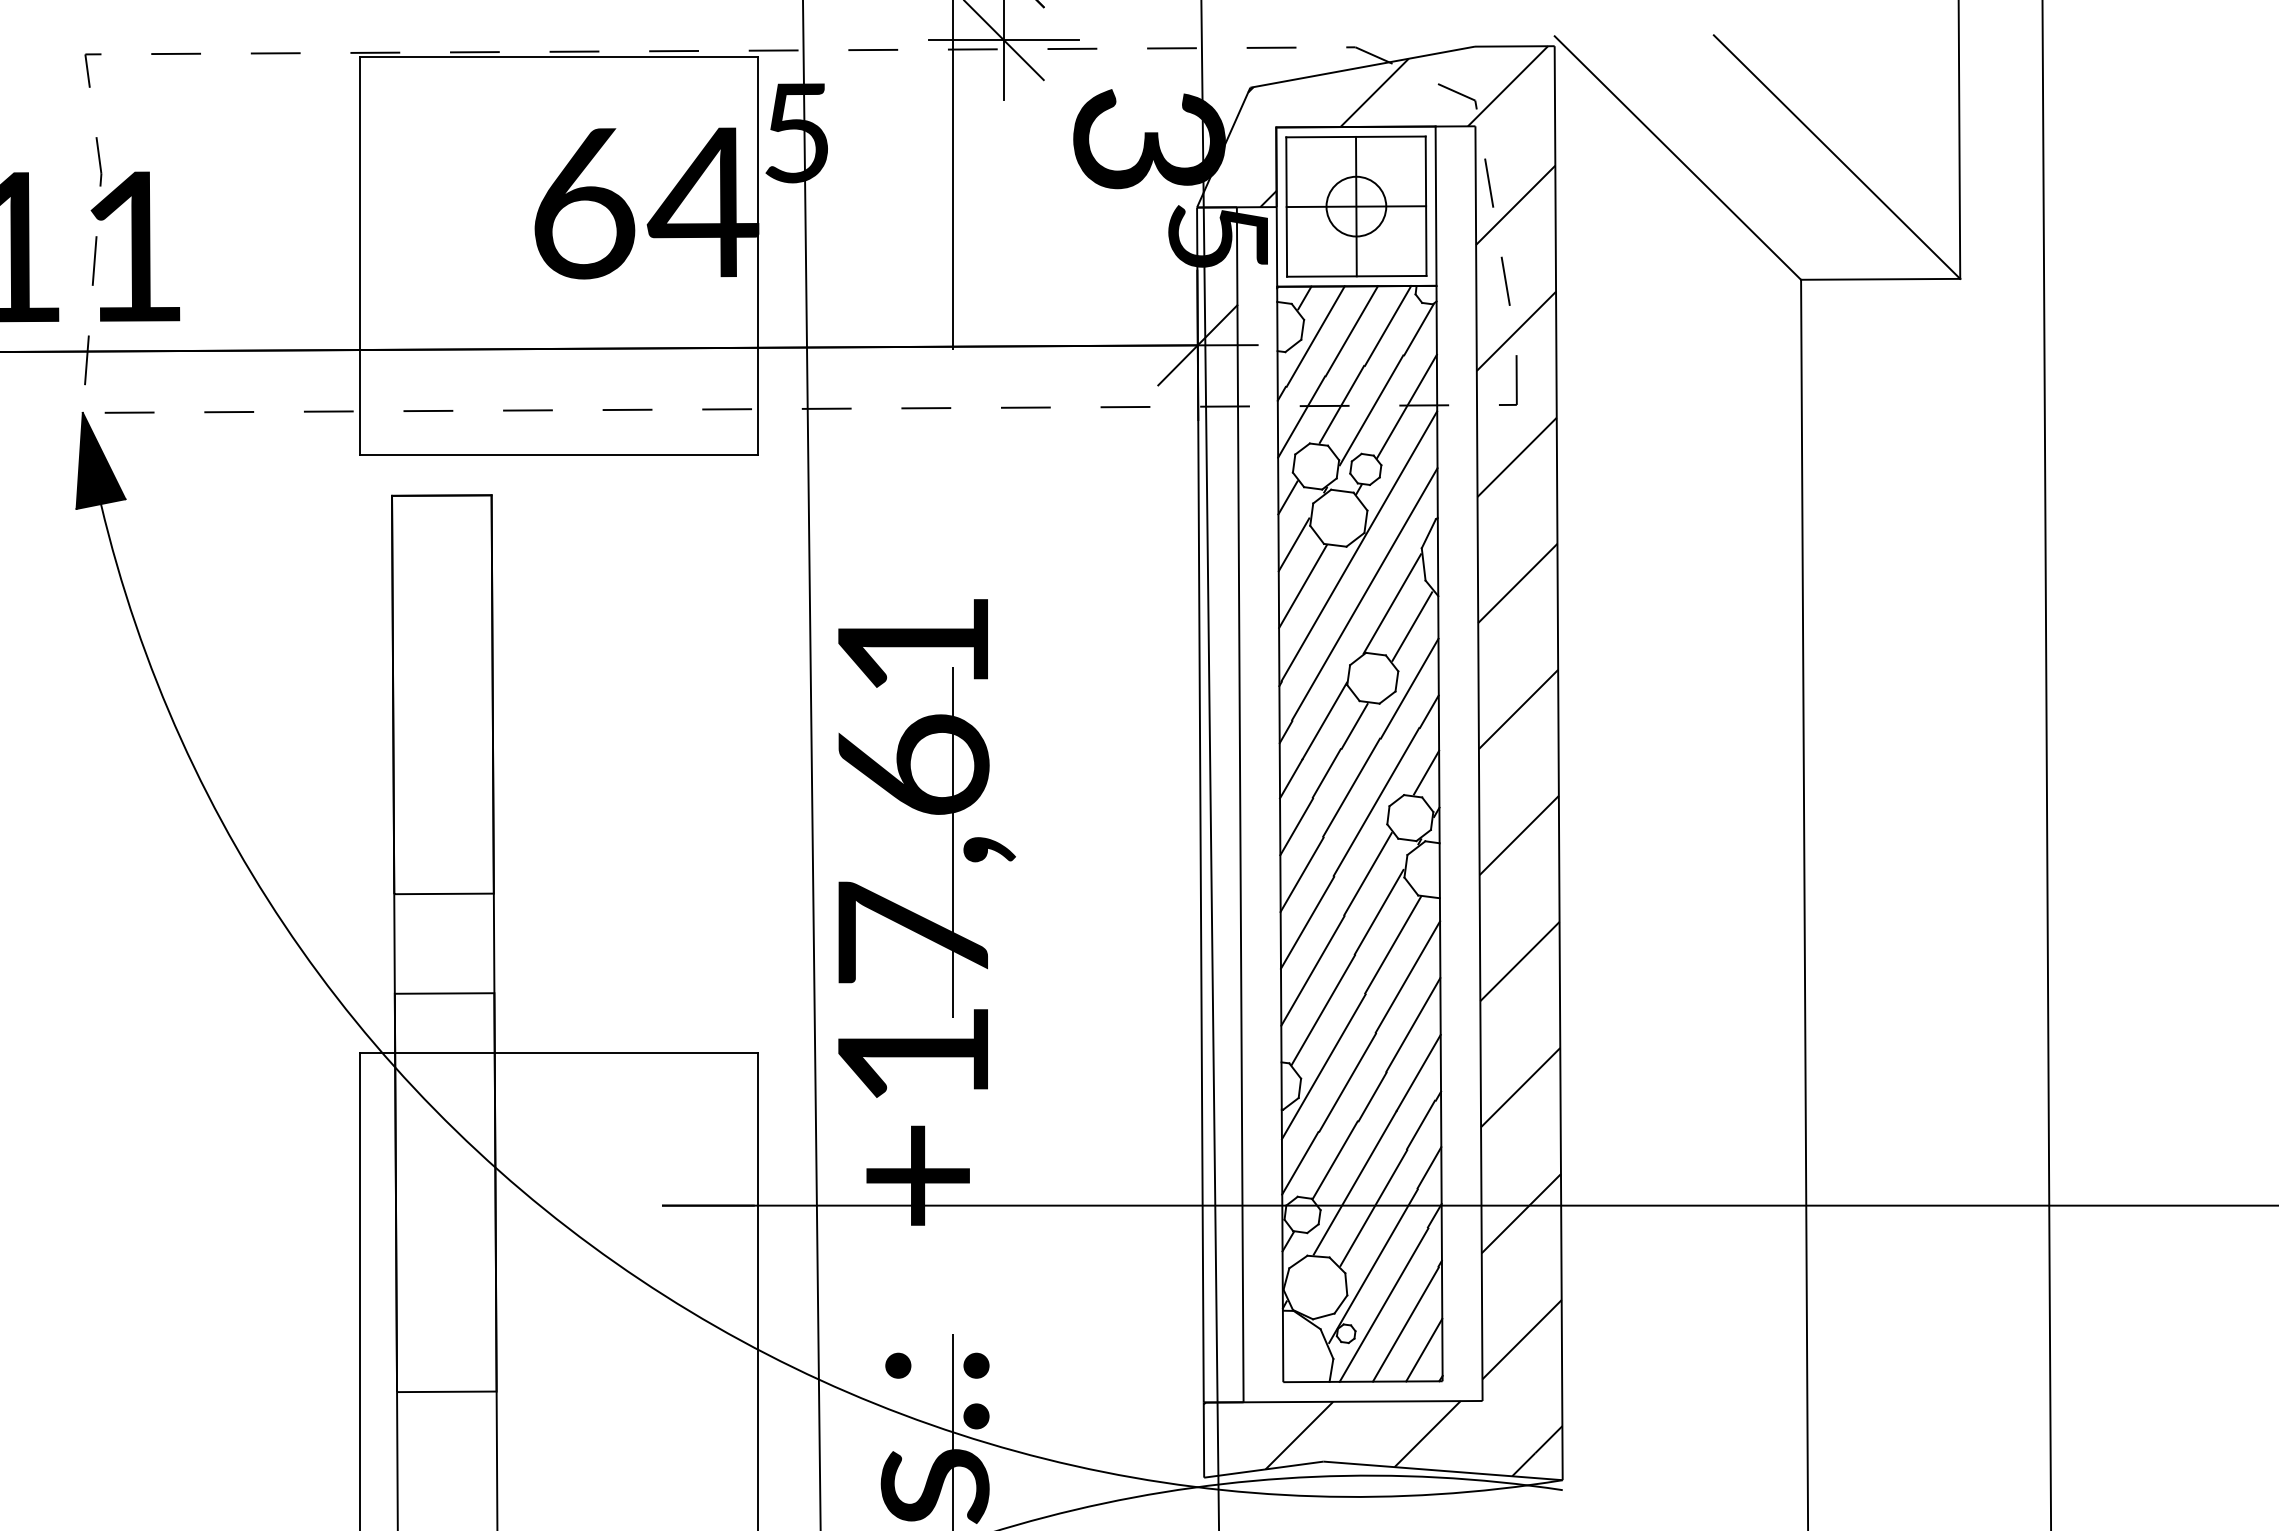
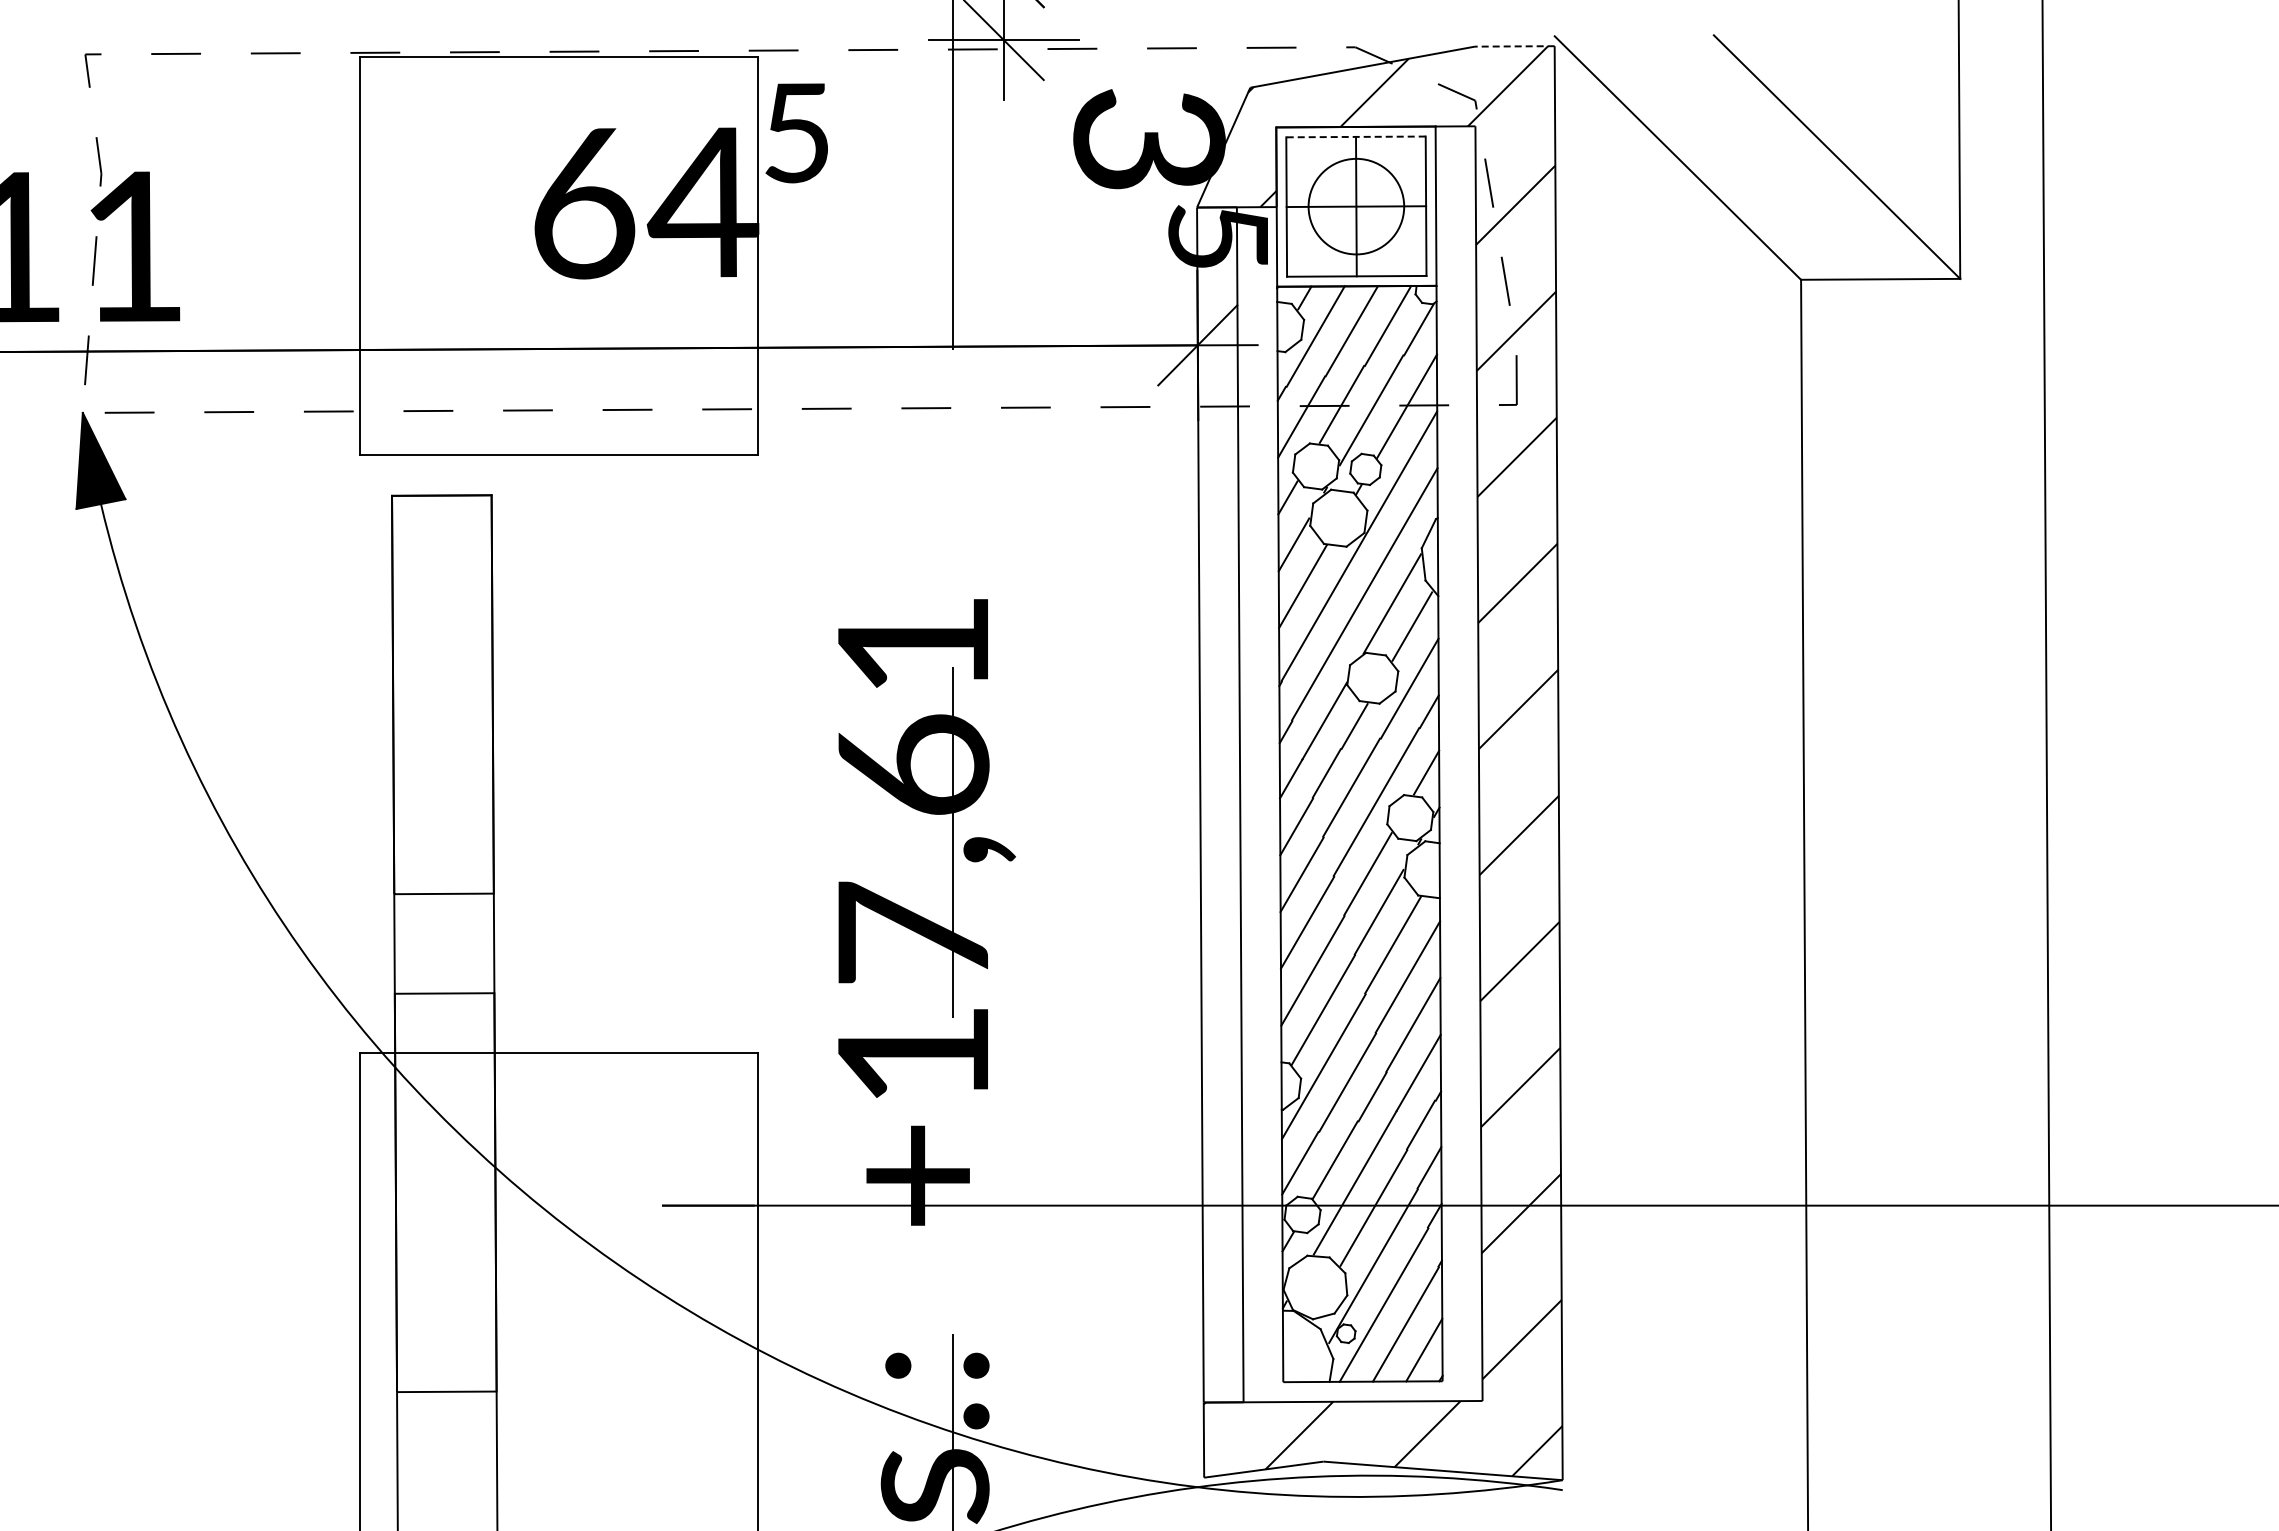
line: solid -> dashed (1514, 46)
line: solid -> dashed (1356, 136)
circle diameter: 60 px -> 96 px (1356, 206)
line: present -> none (811, 764)
line: present -> none (1210, 764)
